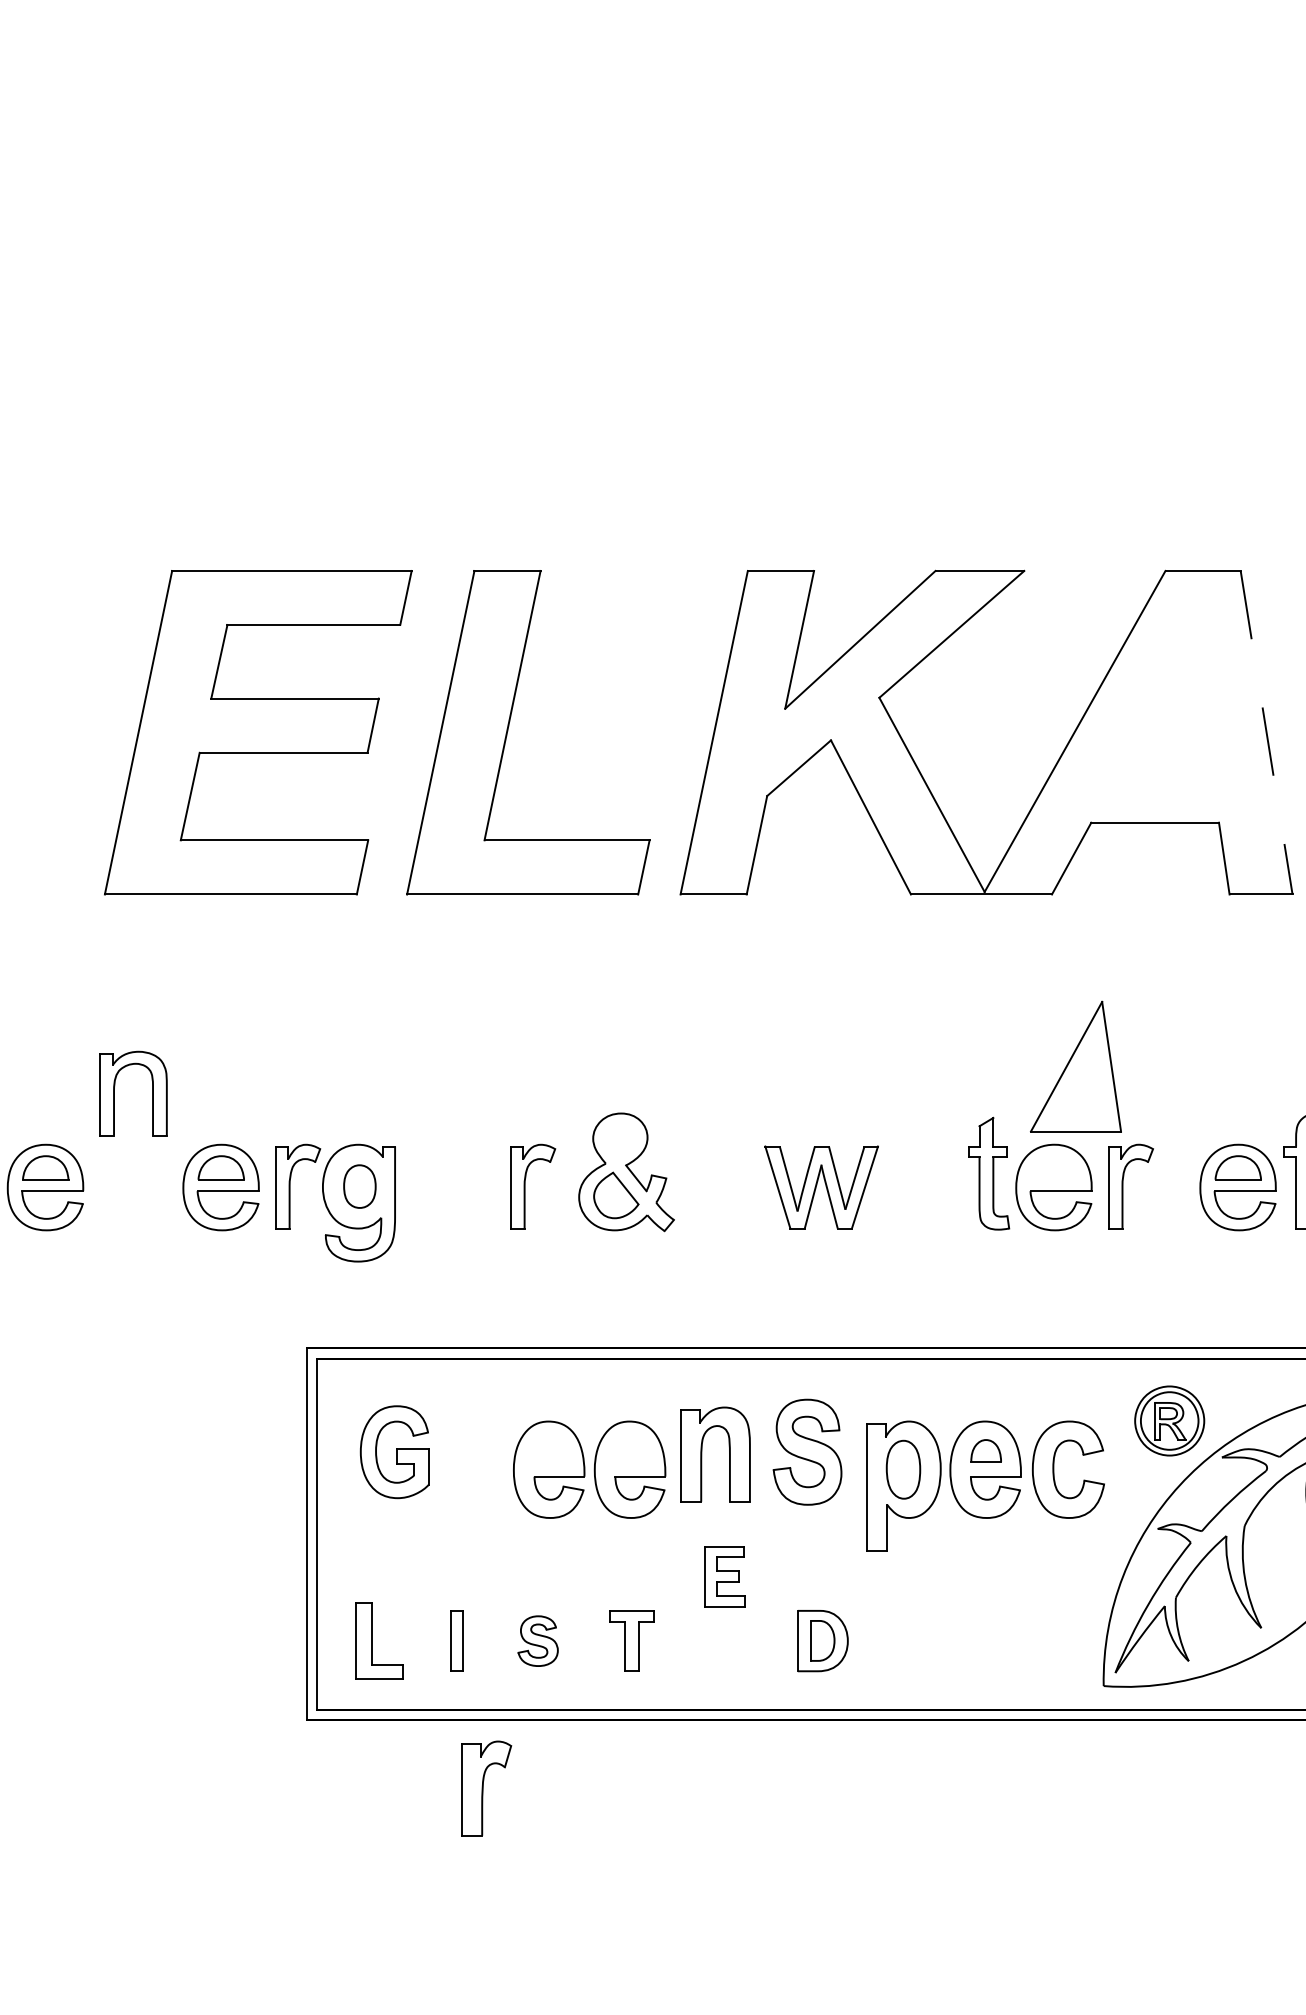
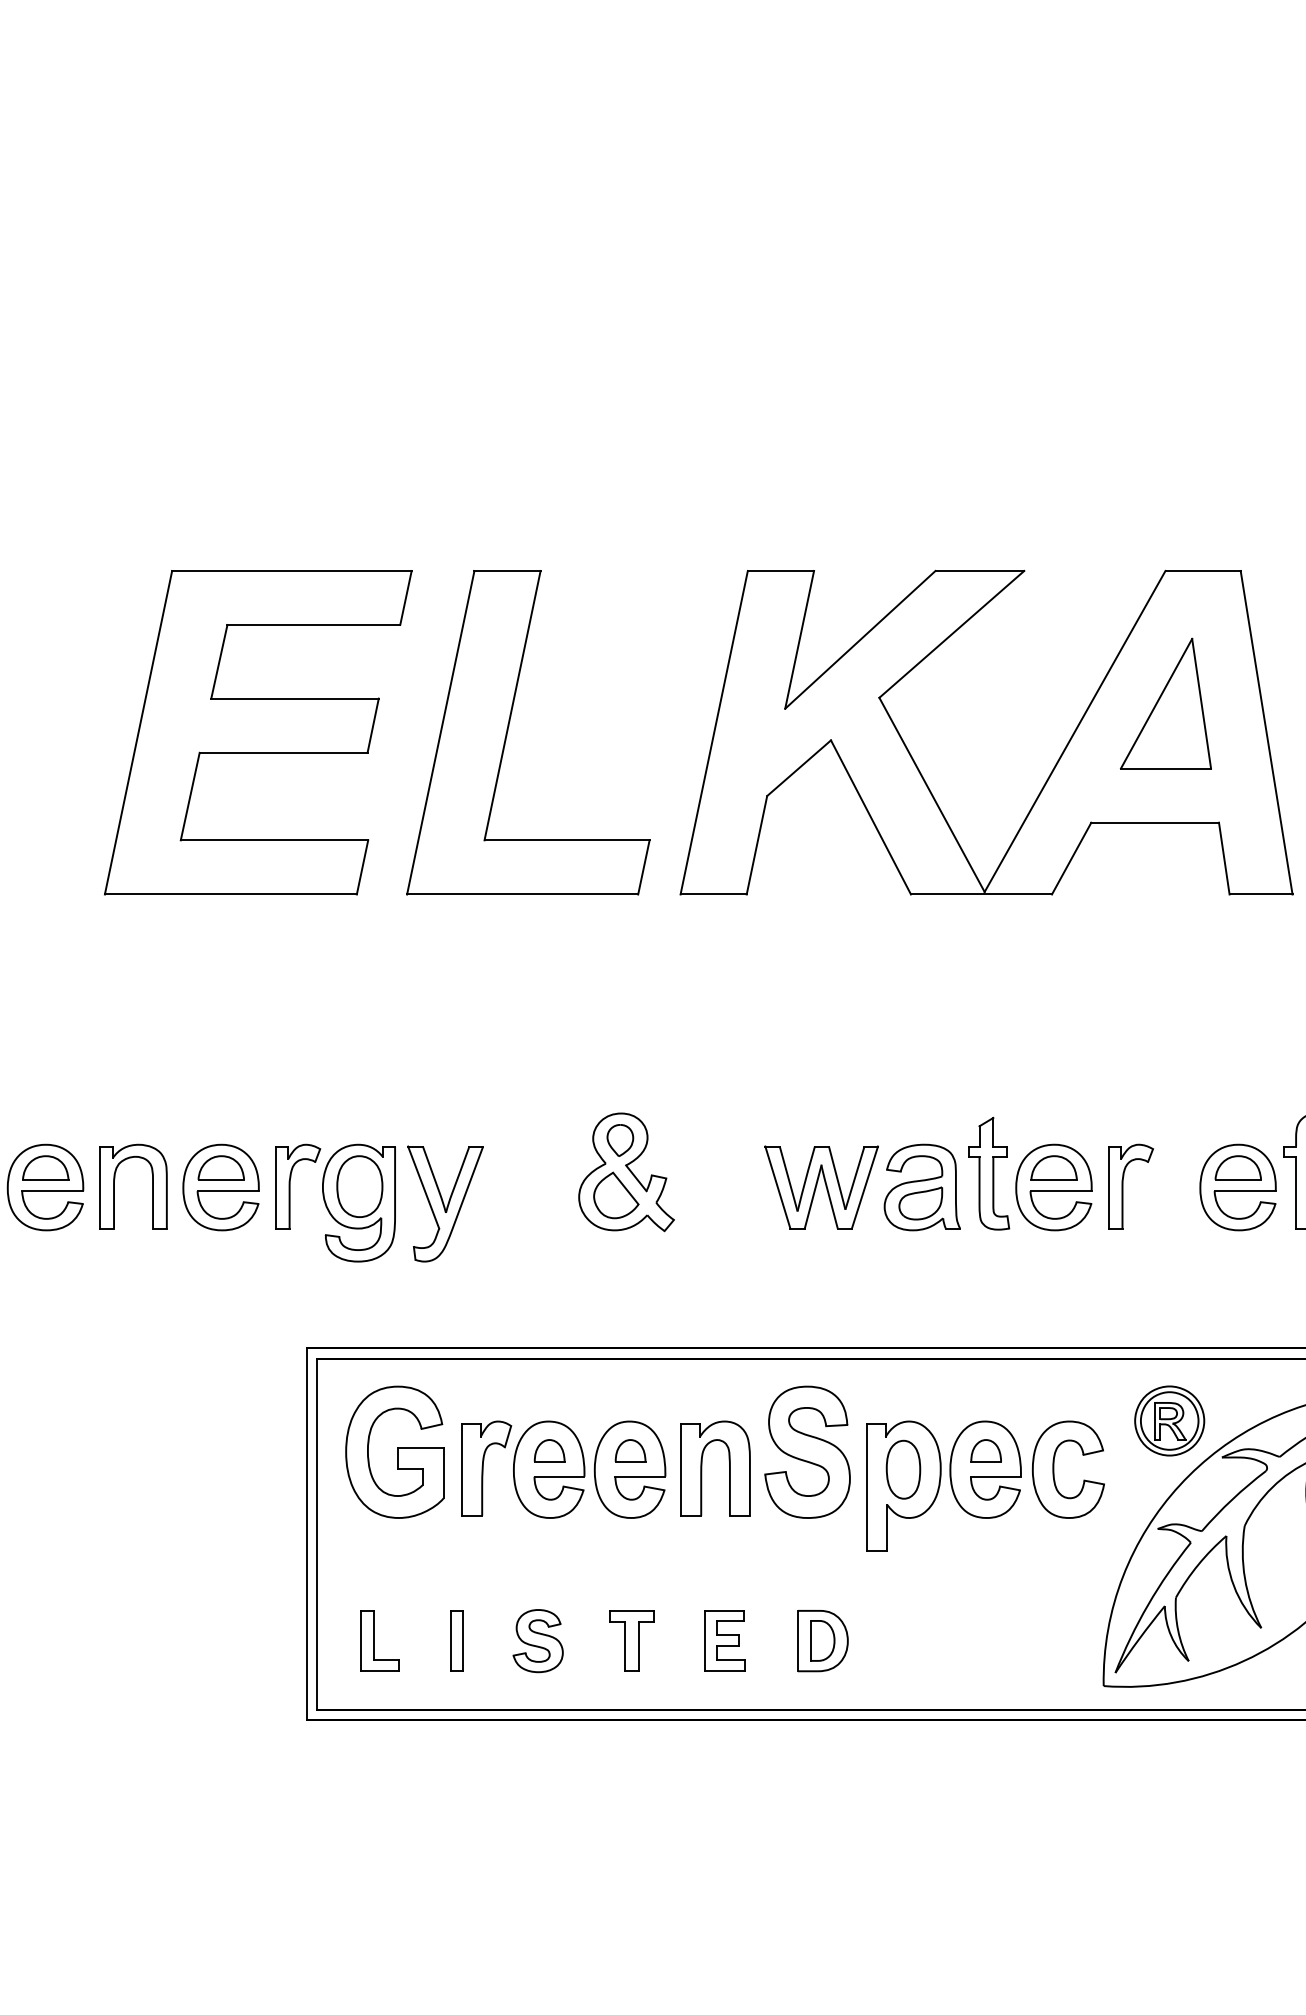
line: dashed -> solid (1266, 732)
part position: (1075, 1066) -> (1165, 703) (1165, 703)
part position: (114, 1093) -> (114, 1186) (114, 1186)
part: none -> present (620, 1140)
part: none -> present (1053, 1167)
part size: 34x45 px -> 48x63 px (359, 1186)
part: present -> none (525, 1186)
part: none -> present (921, 1187)
part: none -> present (445, 1203)
part: none -> present (549, 1450)
part: none -> present (630, 1450)
part size: 71x108 px -> 87x134 px (807, 1451)
part size: 71x95 px -> 100x134 px (394, 1451)
part position: (702, 1454) -> (702, 1468) (702, 1468)
part position: (724, 1576) -> (724, 1640) (724, 1640)
part size: 49x78 px -> 40x62 px (379, 1640)
part size: 42x52 px -> 52x65 px (537, 1641)
part position: (486, 1788) -> (486, 1468) (486, 1468)
